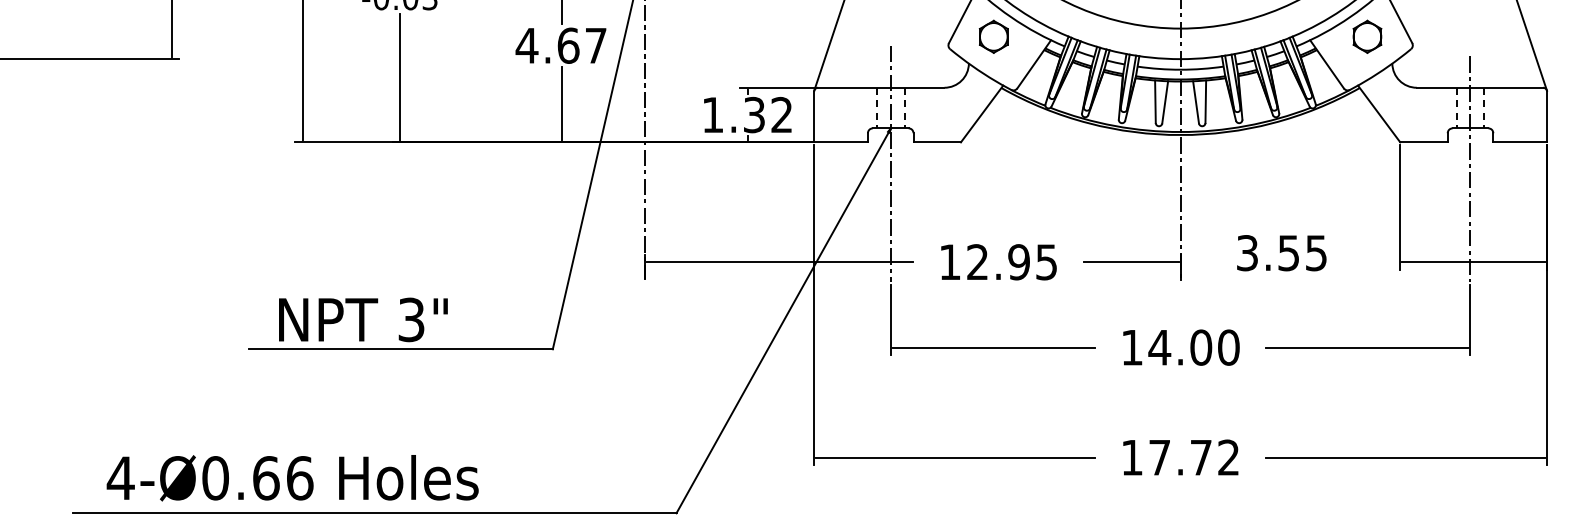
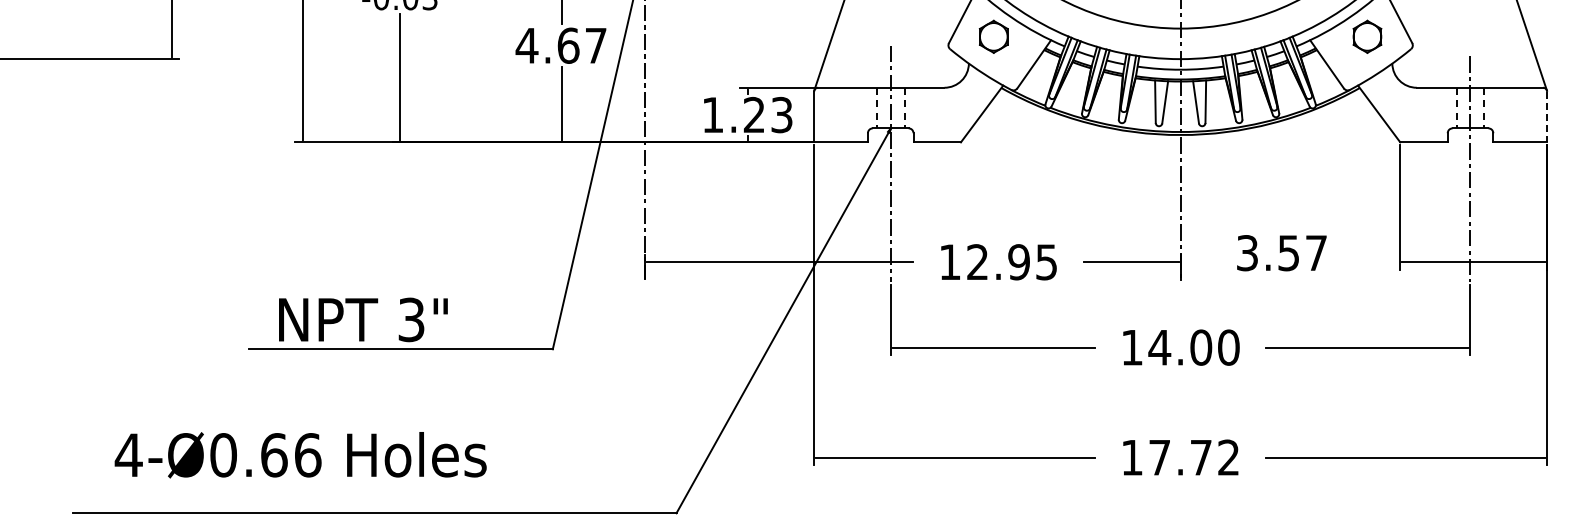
text: 1.32 -> 1.23 (767, 115)
line: solid -> dashed (1547, 117)
text: 3.55 -> 3.57 (1316, 253)
text position: (292, 478) -> (300, 455) (300, 455)
